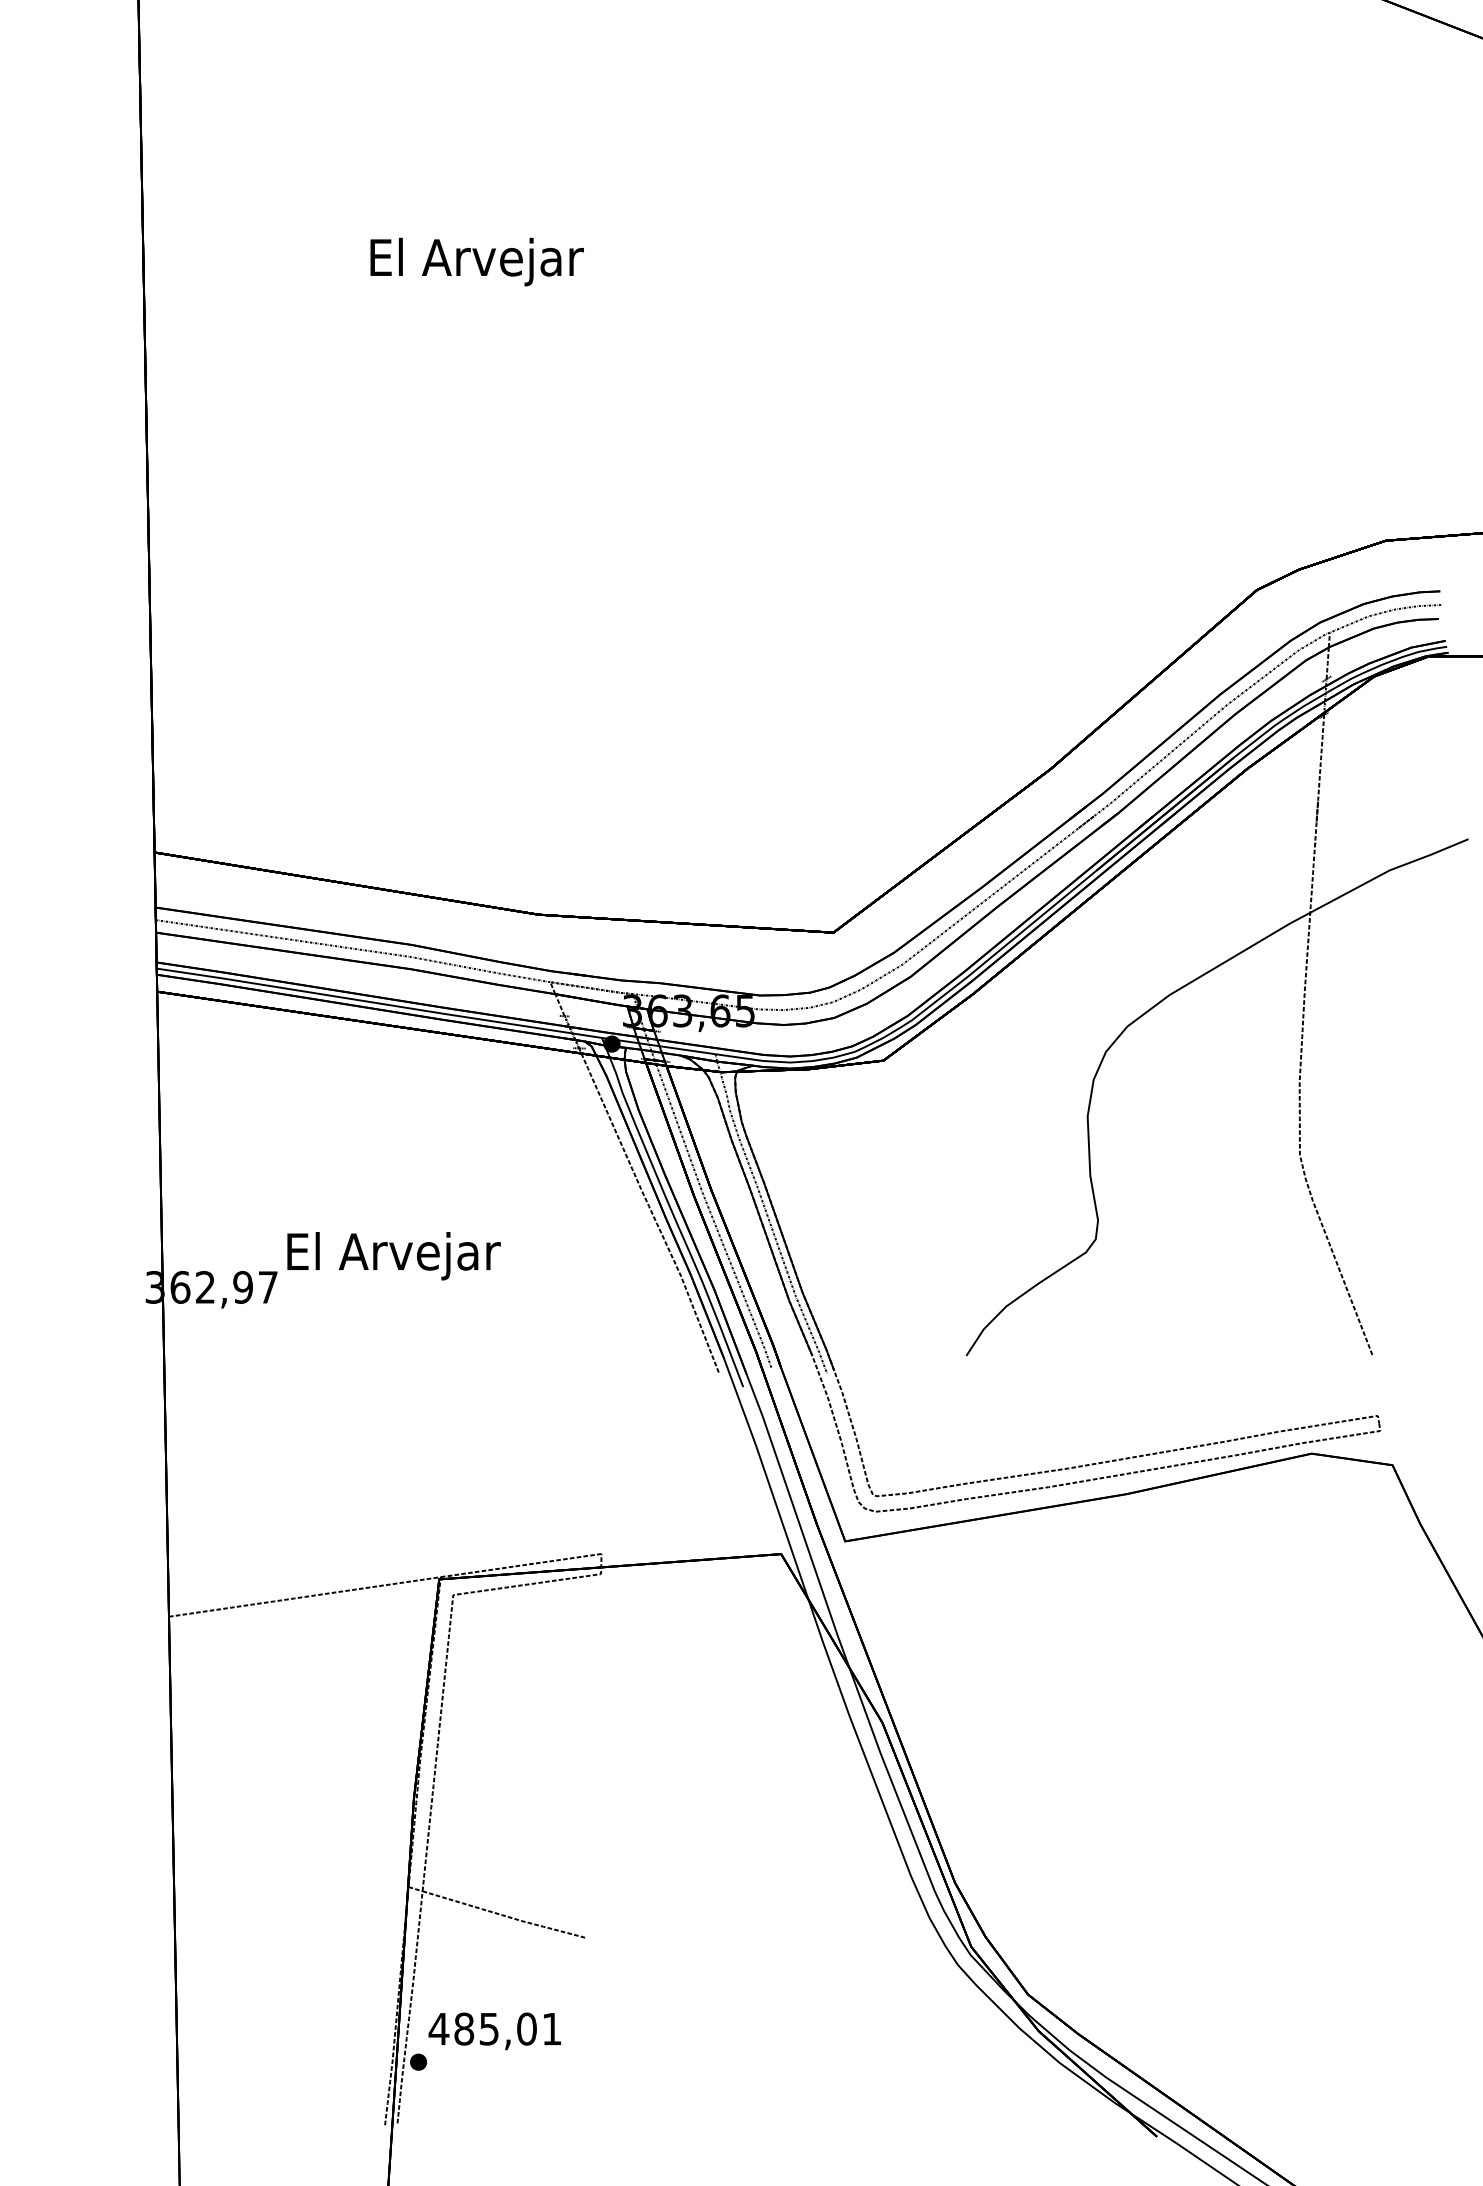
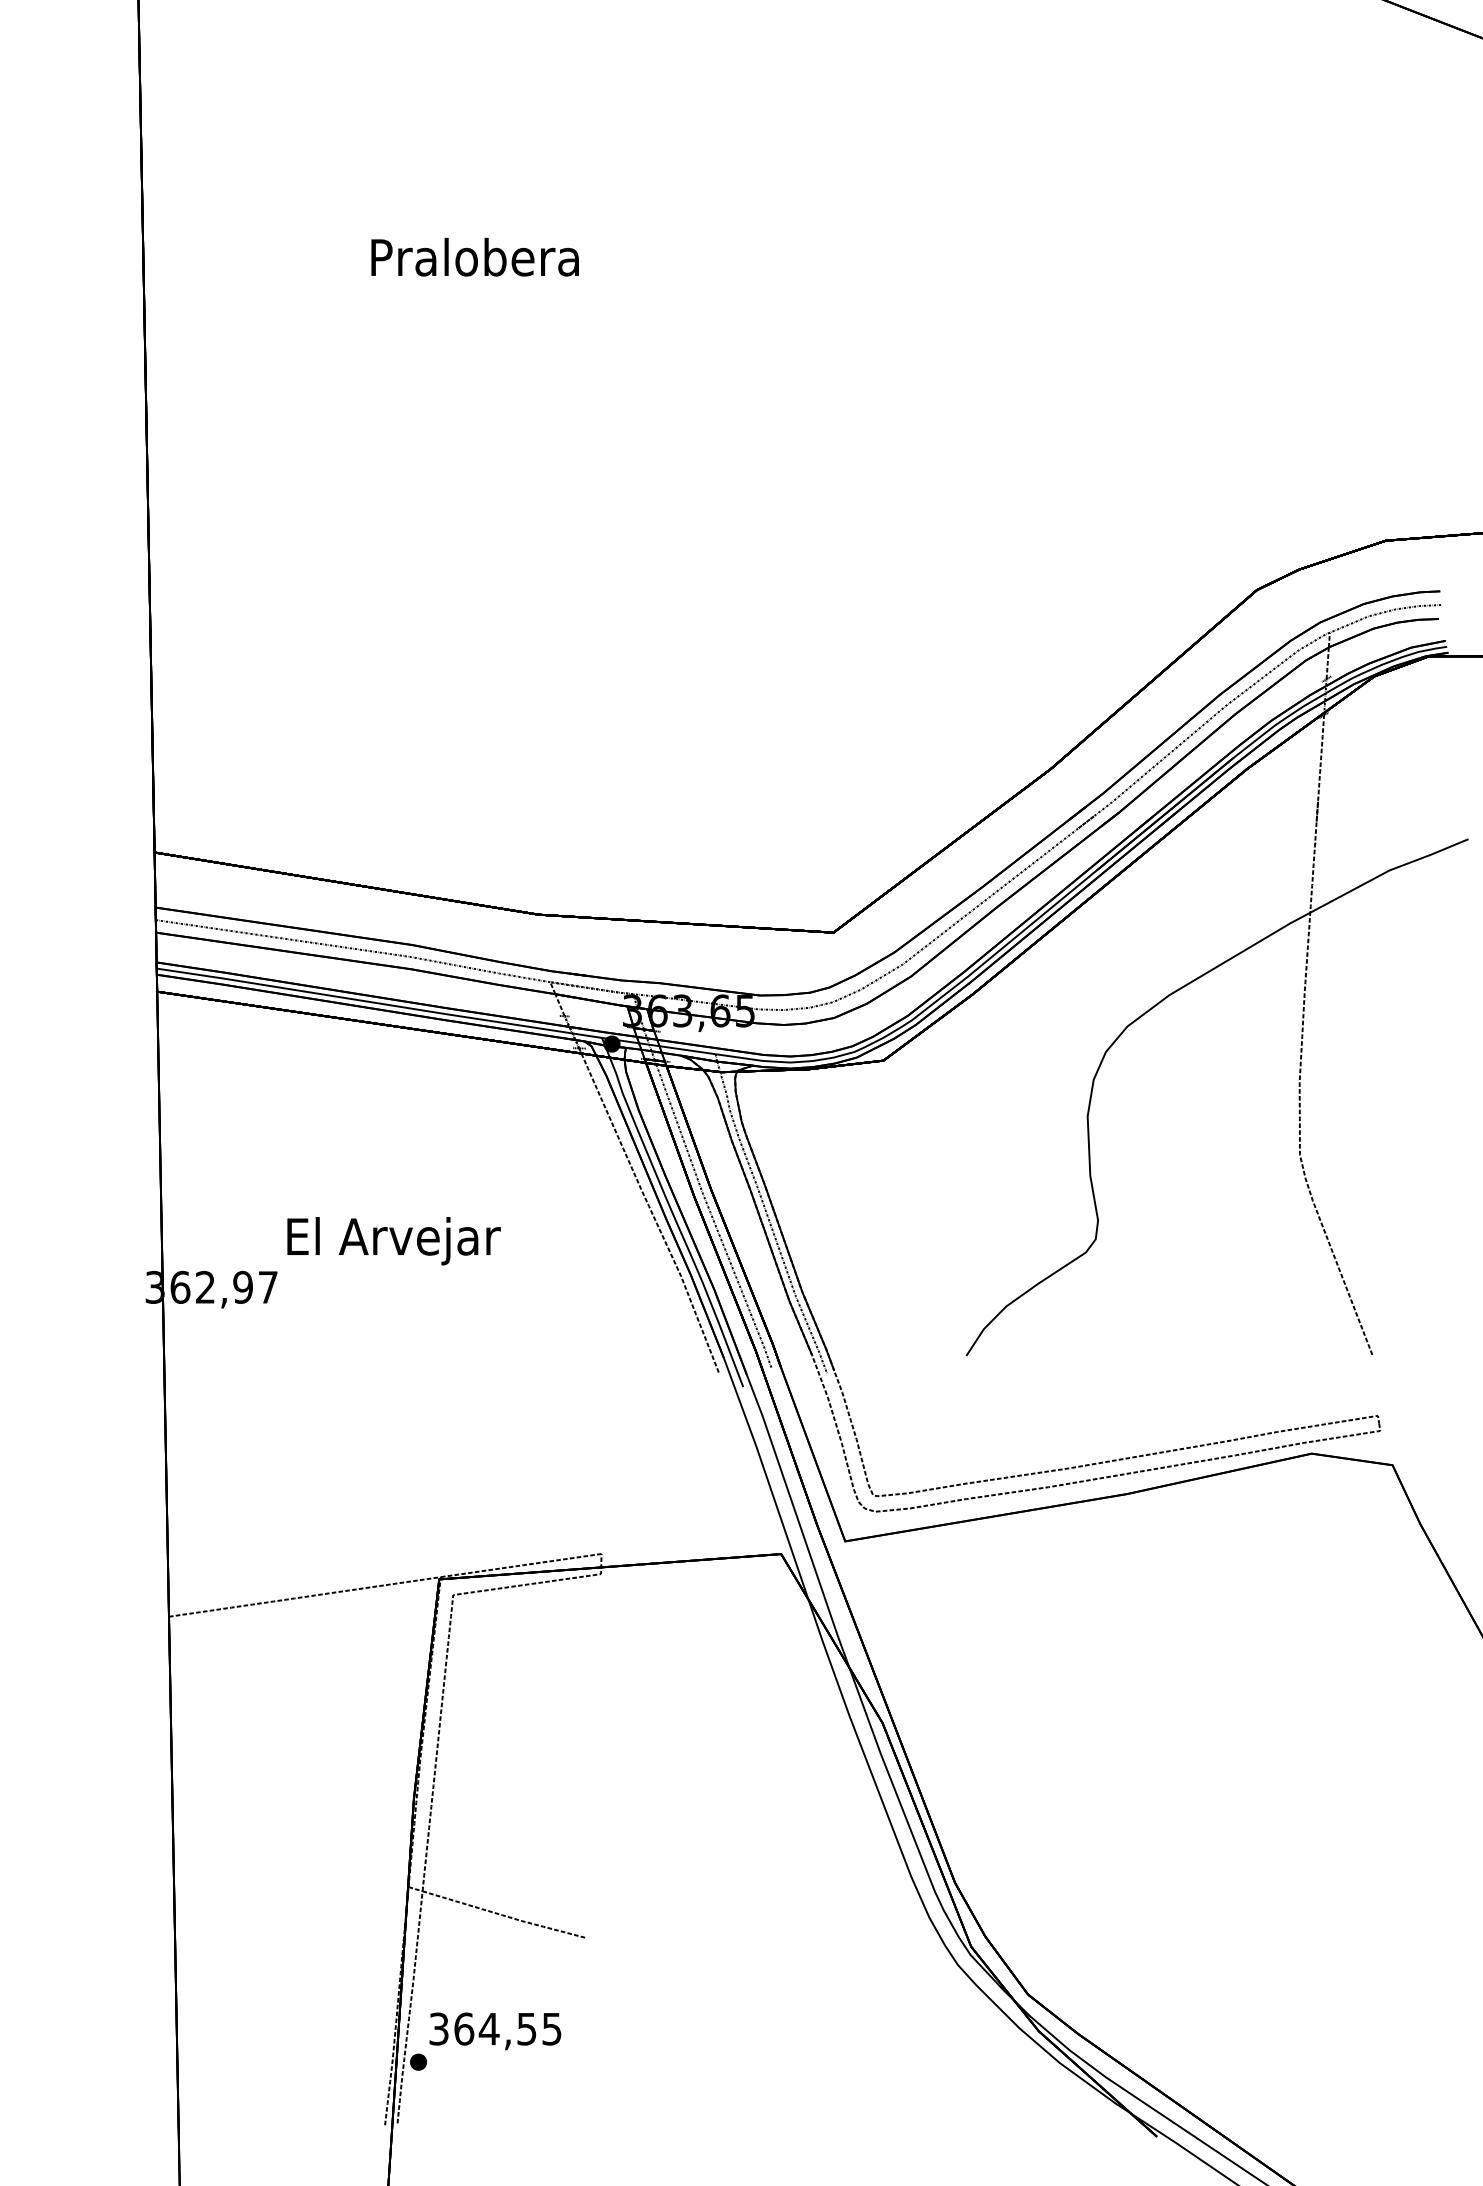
text: El Arvejar -> Pralobera (476, 261)
text position: (393, 1256) -> (393, 1241) (393, 1241)
text: 485,01 -> 364,55 (494, 2028)
